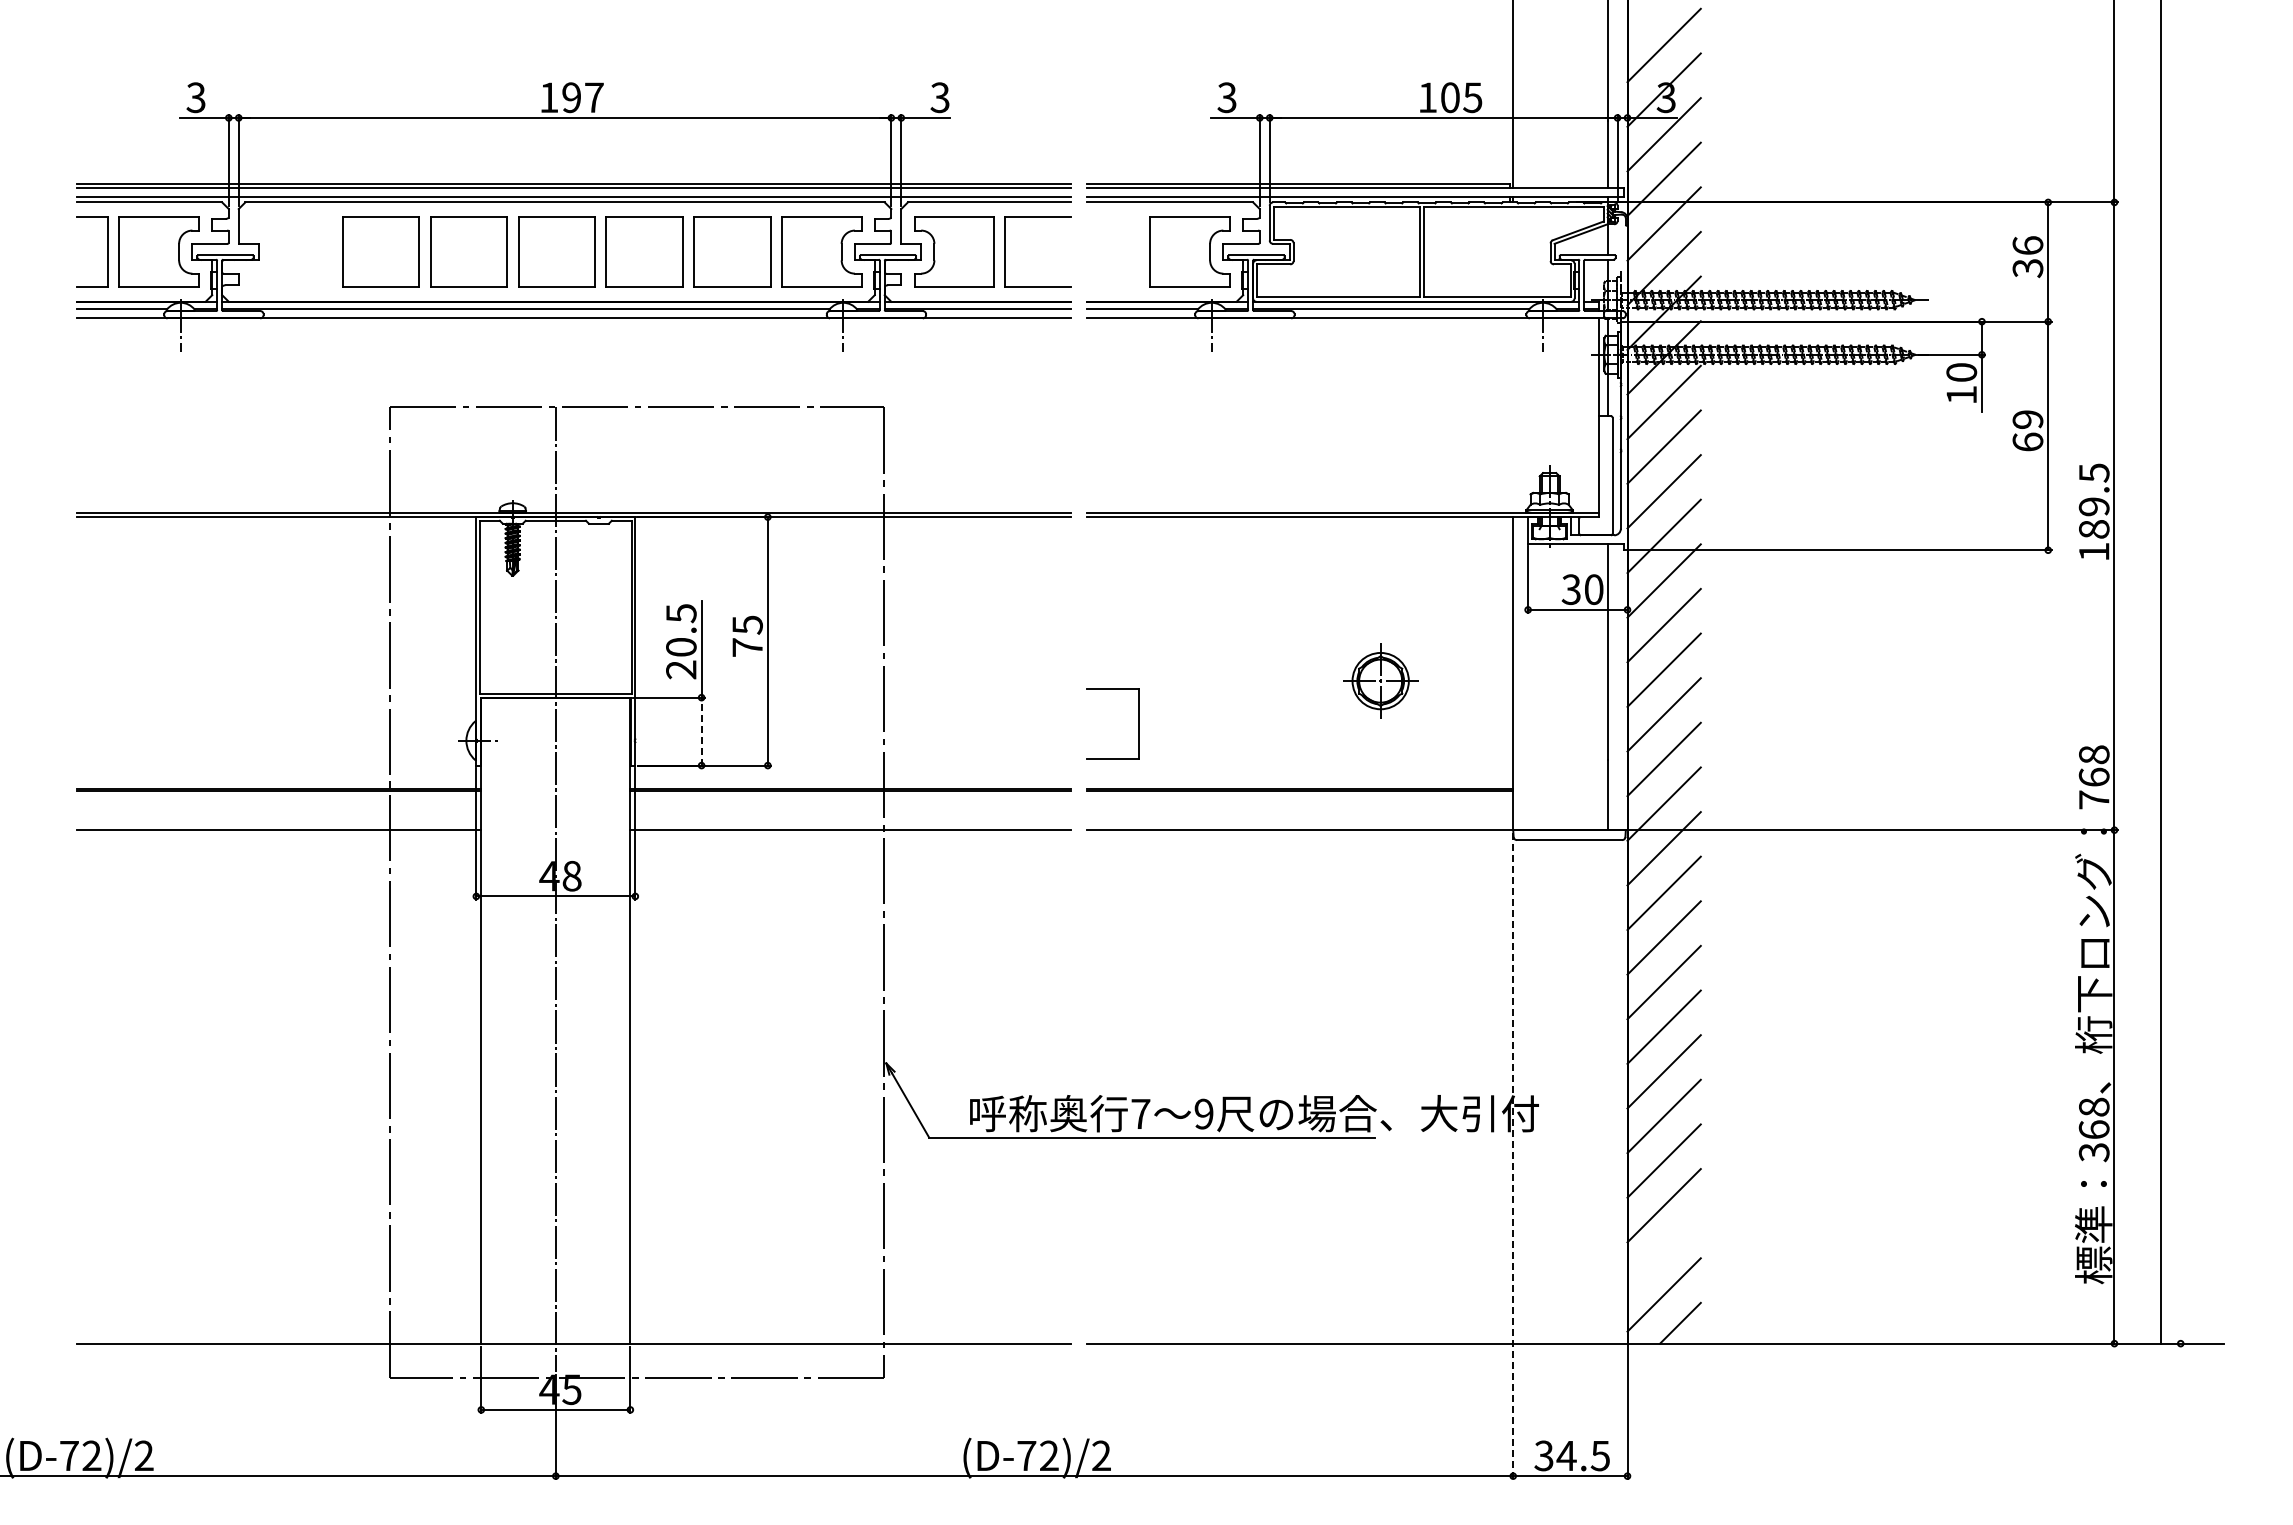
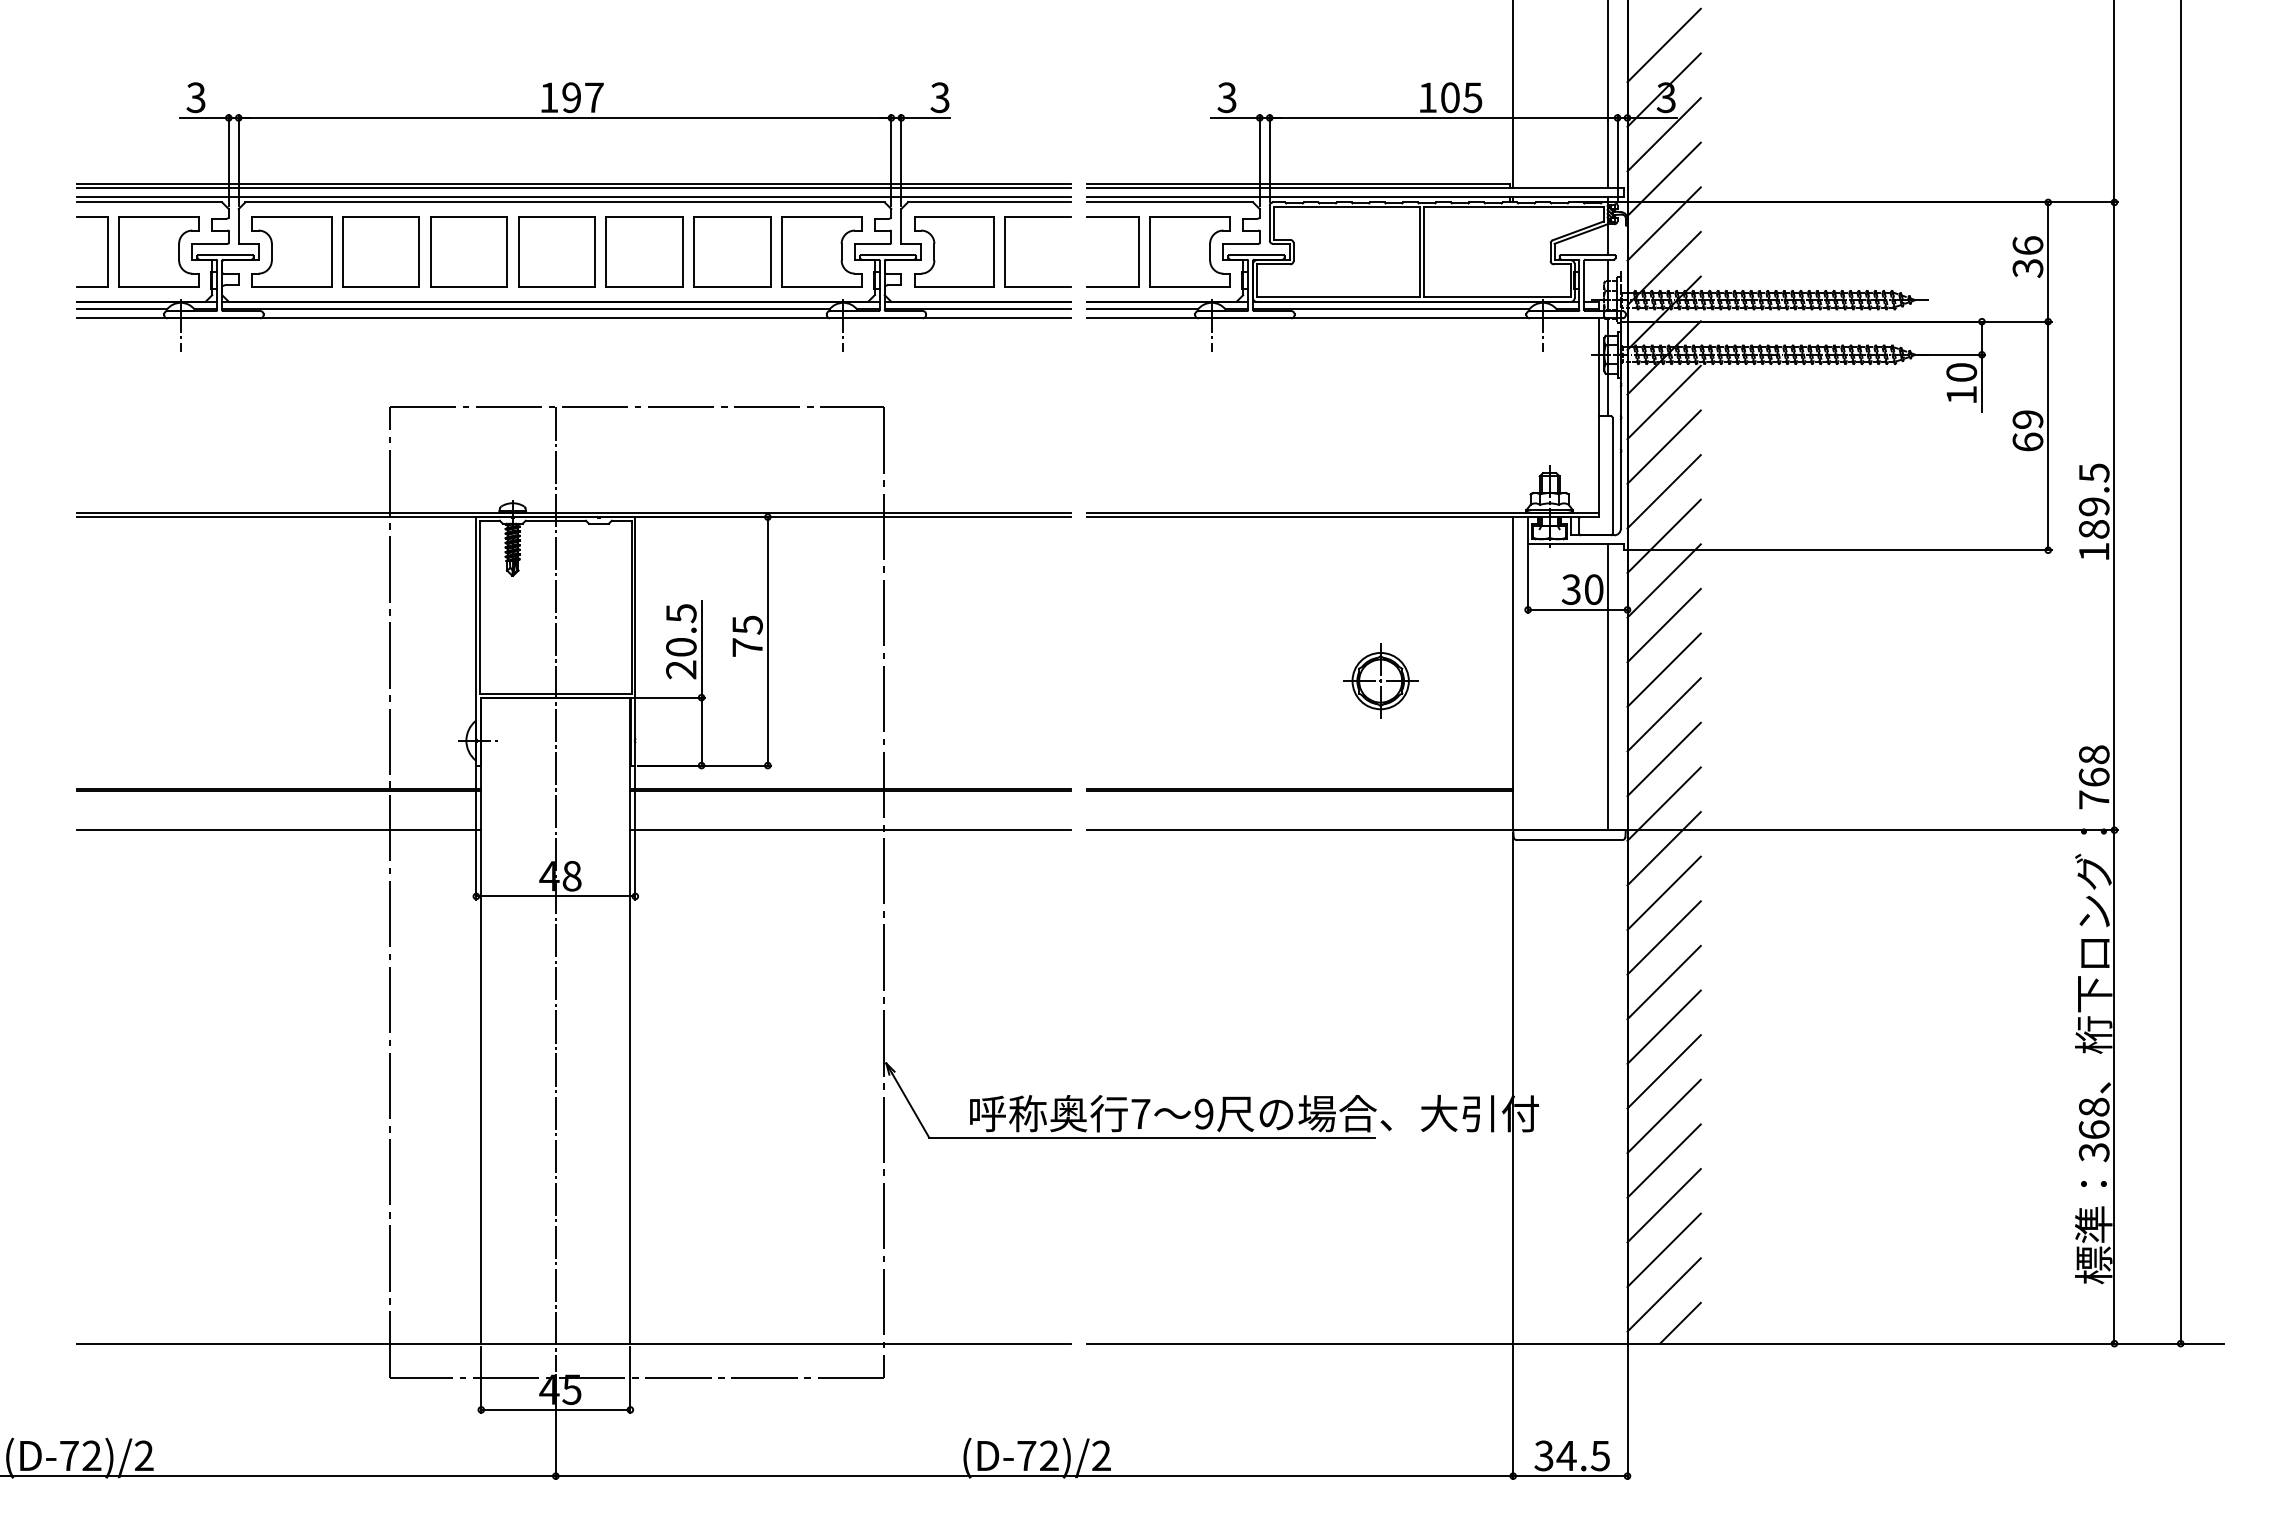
part: none -> present (291, 251)
line position: (2160, 672) -> (2180, 672) (2180, 672)
part position: (1138, 723) -> (1138, 251) (1138, 251)
line: dashed -> solid (701, 731)
line: dashed -> solid (1513, 1156)
line: none -> present (1663, 1250)
